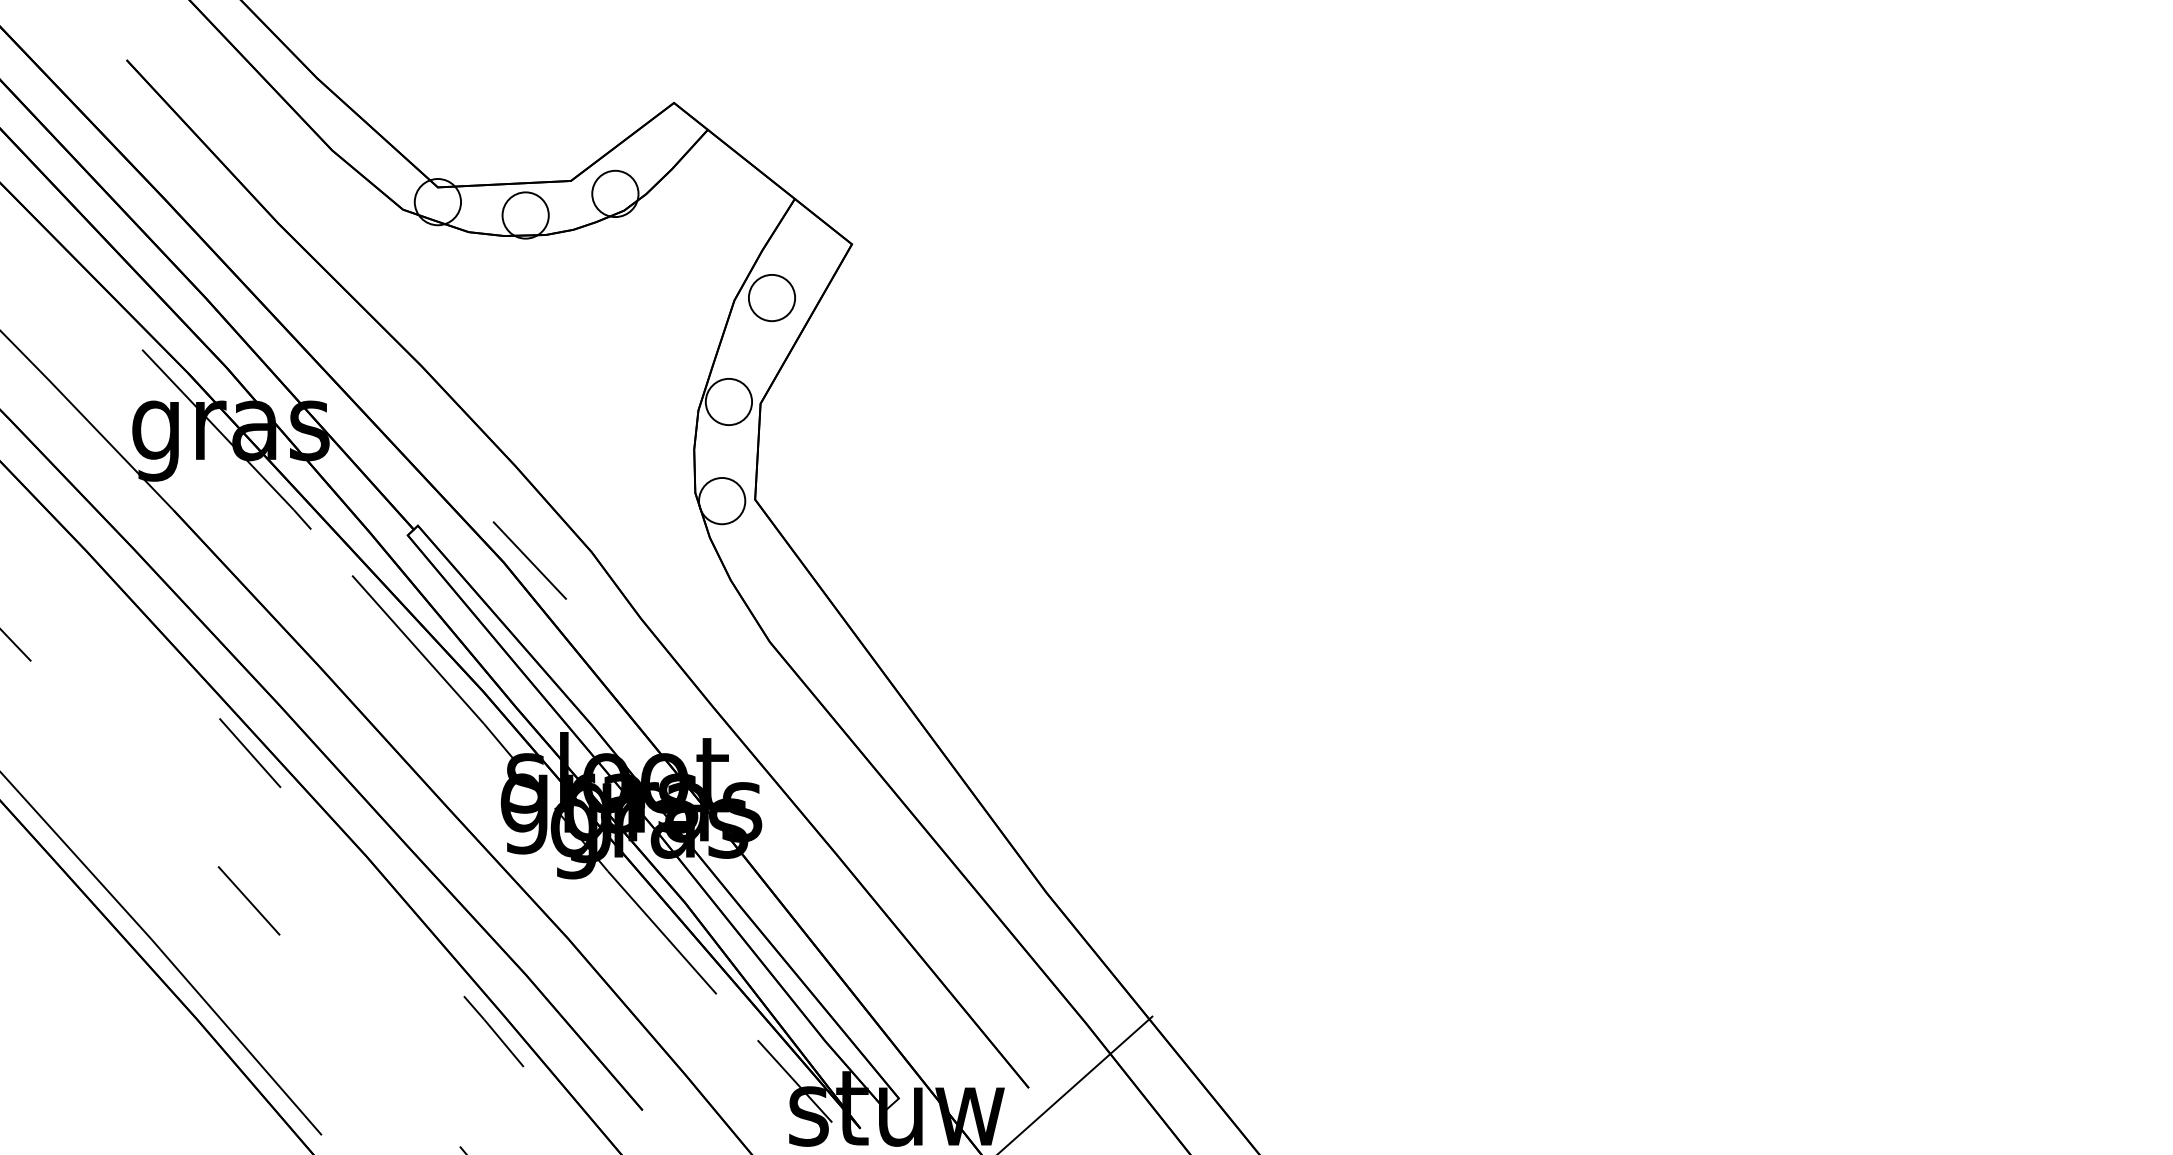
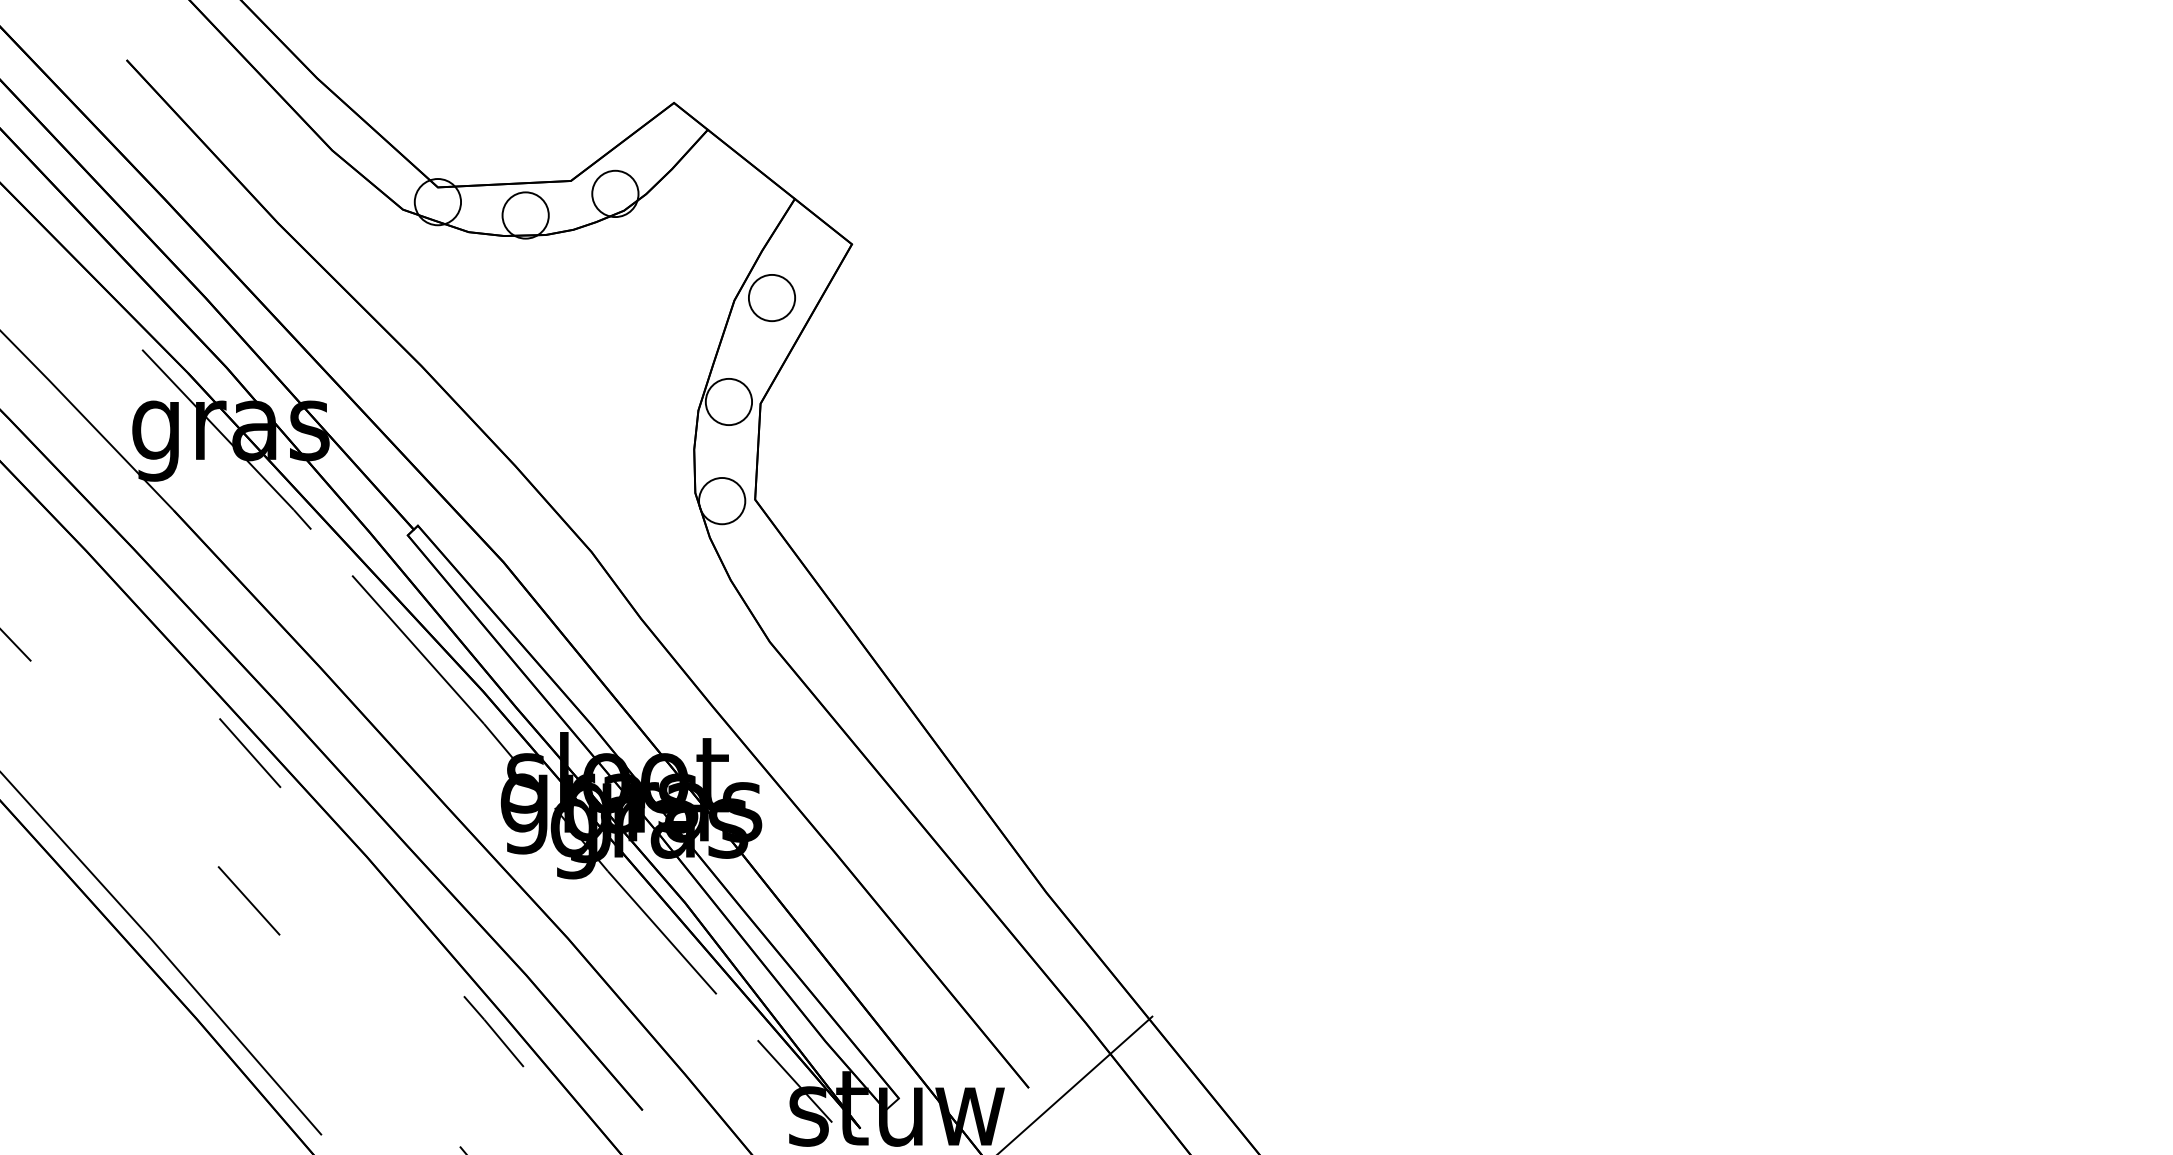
line: present -> none (529, 560)
